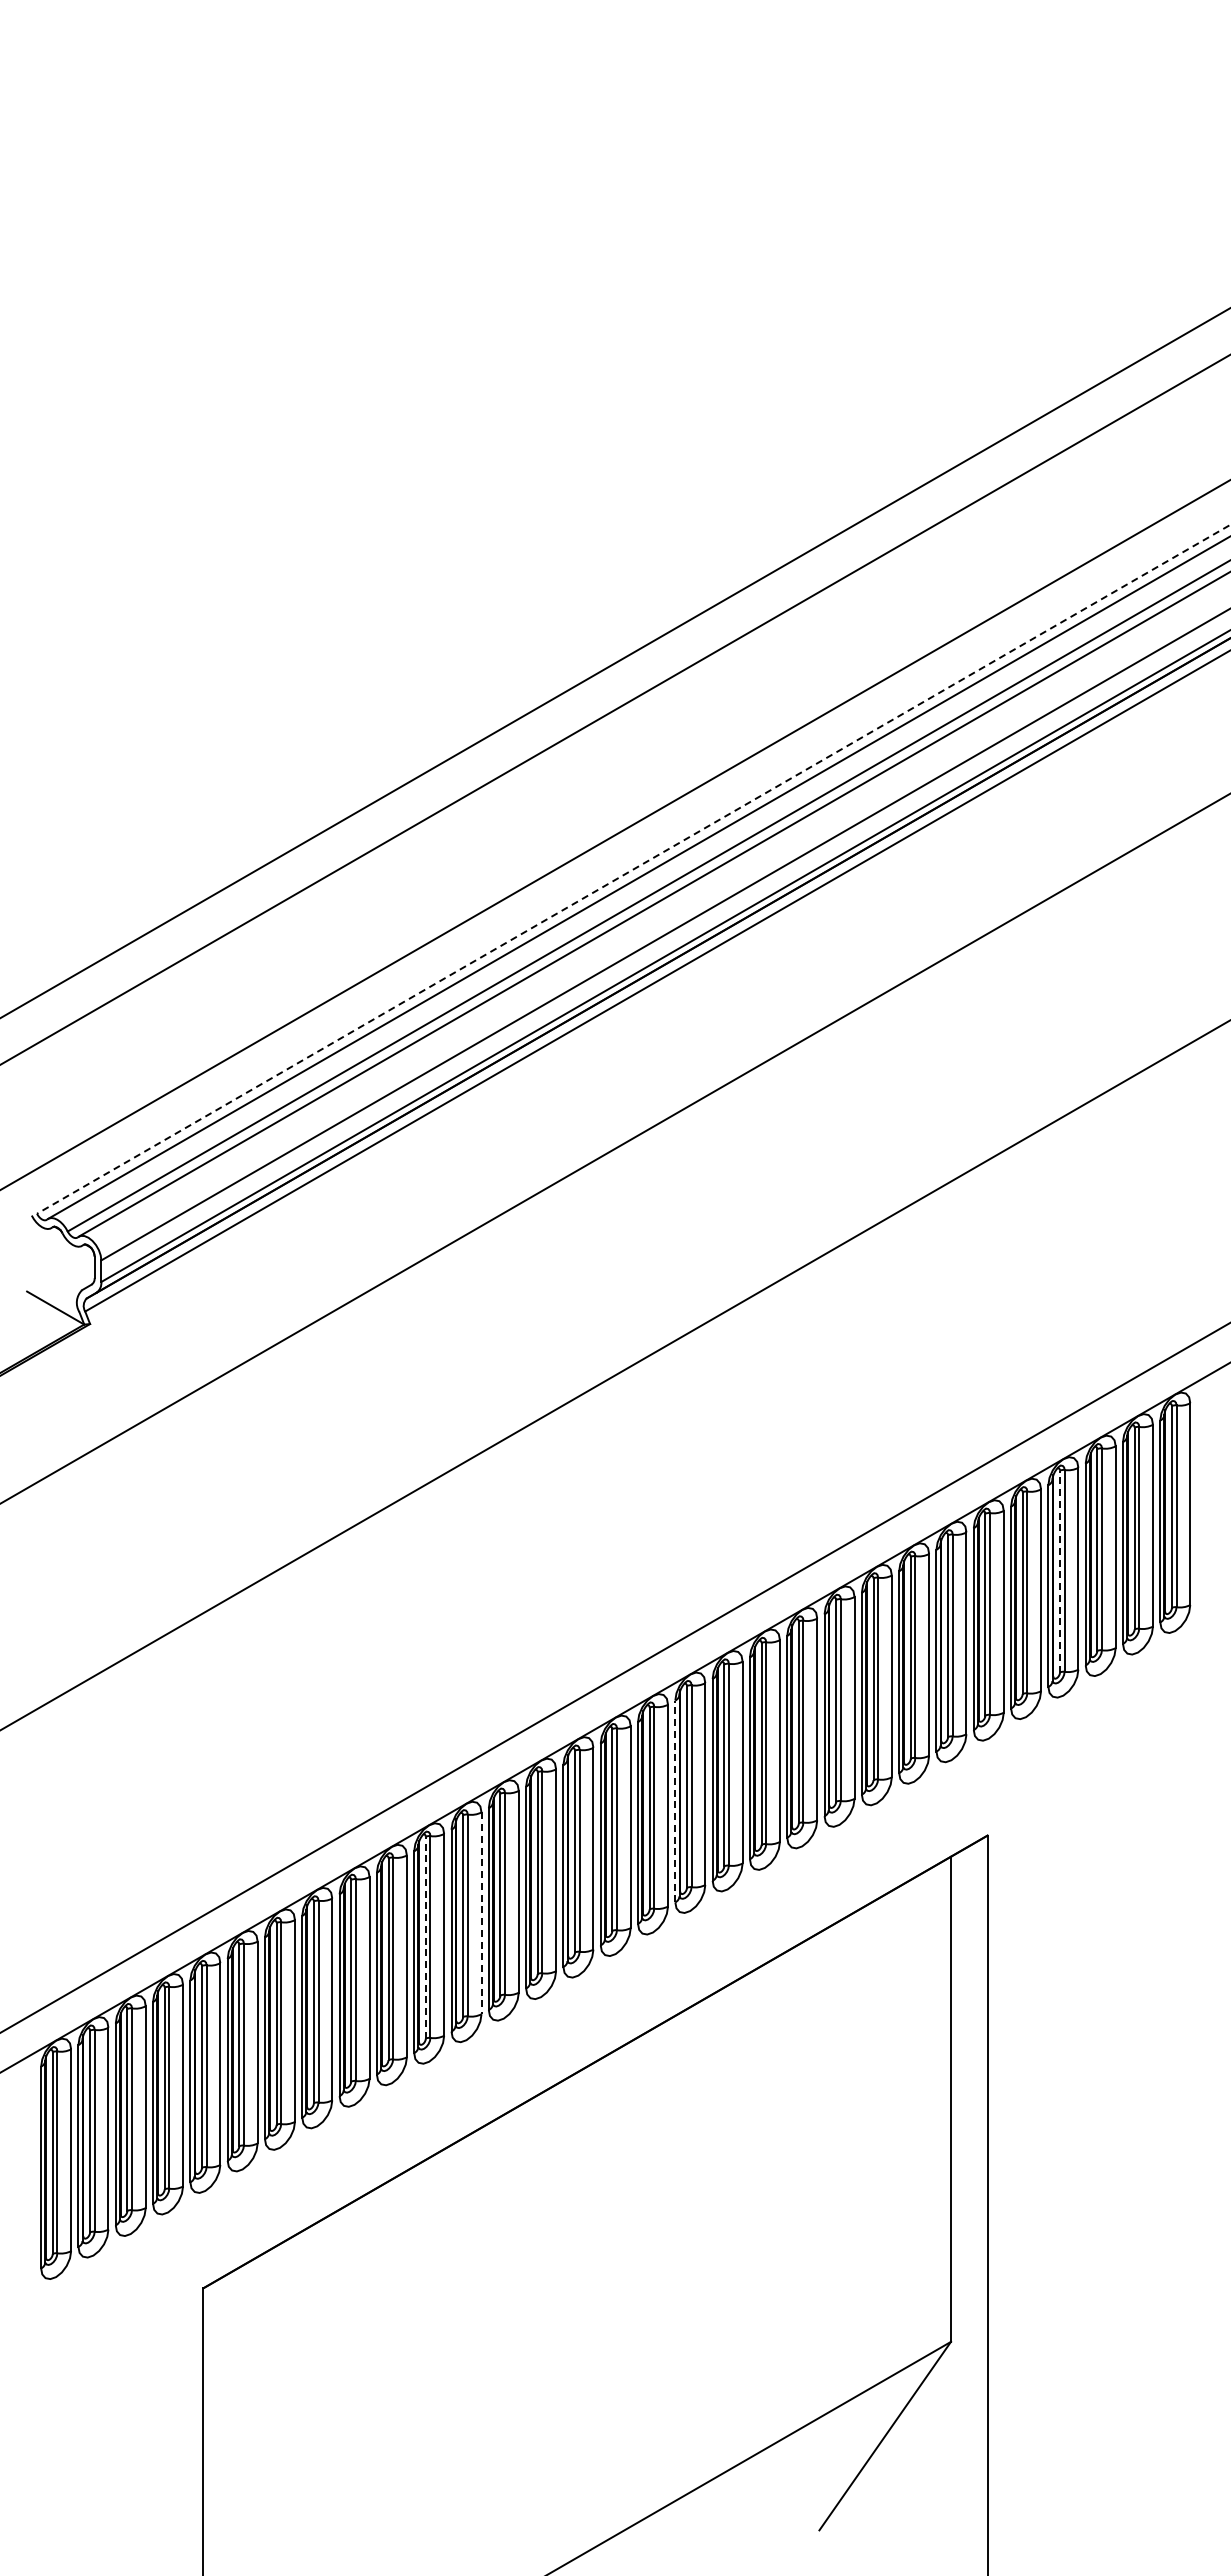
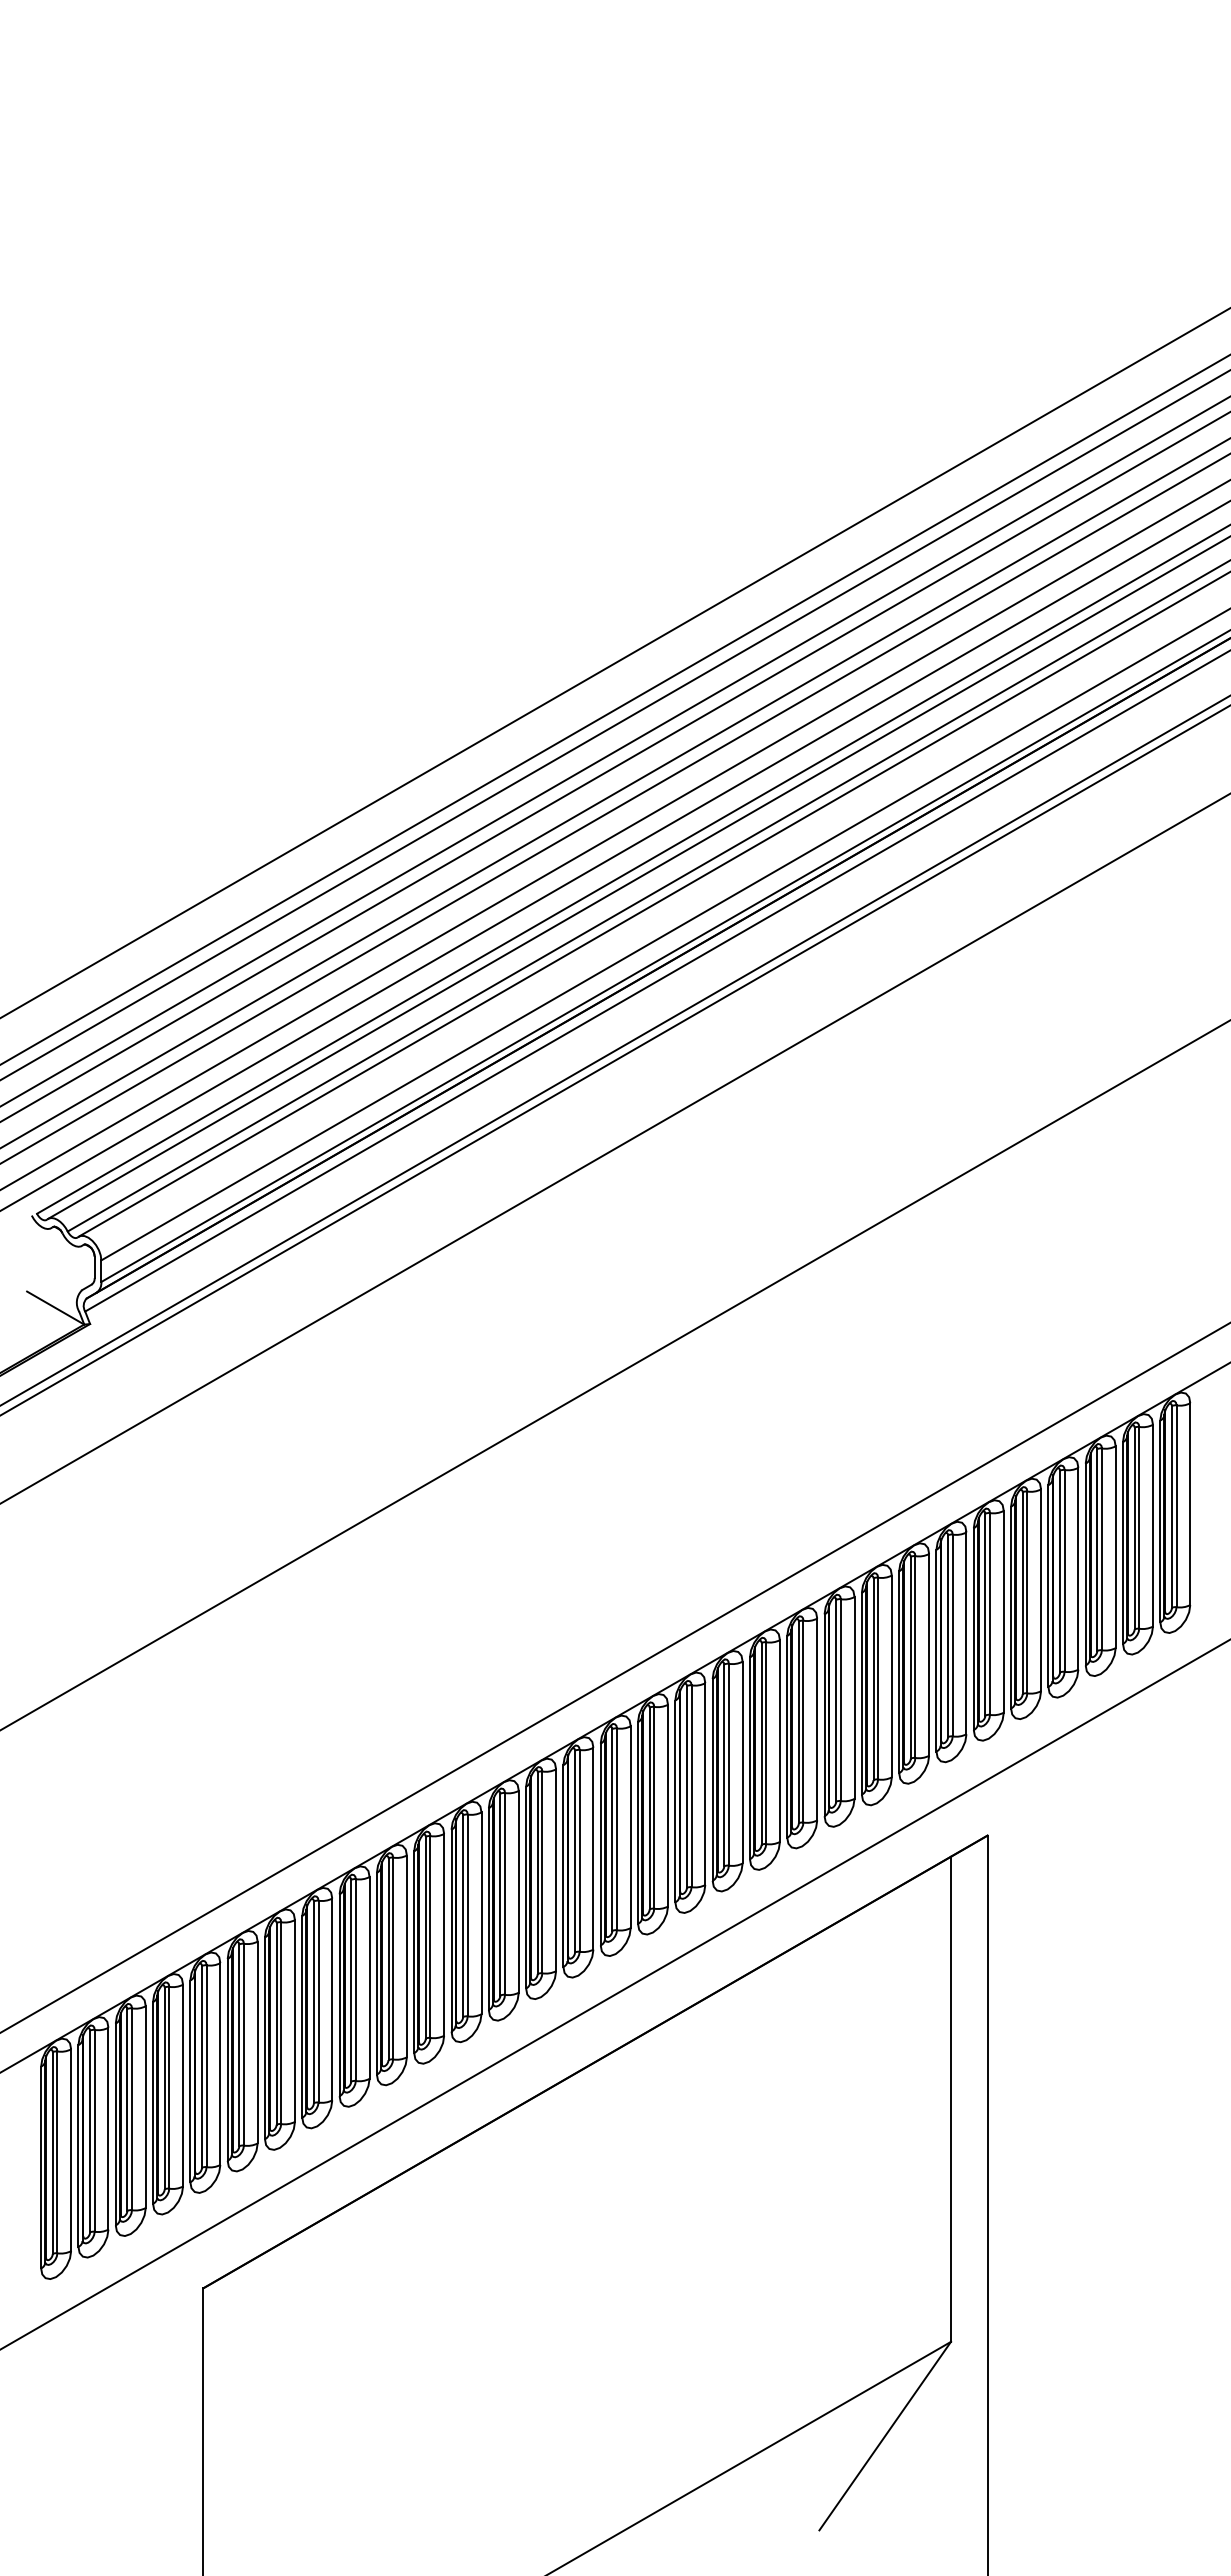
line: none -> present (614, 725)
line: none -> present (614, 751)
line: none -> present (614, 766)
line: none -> present (614, 793)
line: none -> present (614, 808)
line: none -> present (614, 855)
line: dashed -> solid (633, 869)
line: none -> present (614, 1050)
line: none -> present (614, 1060)
line: dashed -> solid (1060, 1571)
line: dashed -> solid (675, 1801)
line: dashed -> solid (481, 1913)
line: dashed -> solid (425, 1937)
line: none -> present (614, 1994)
